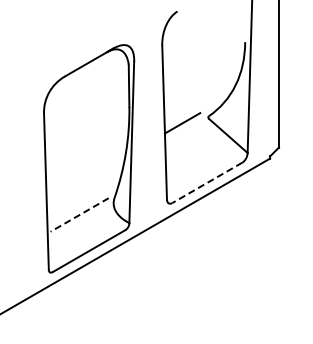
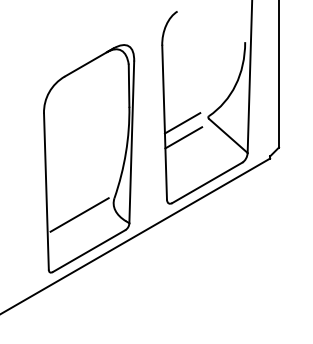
line: none -> present (183, 137)
line: dashed -> solid (206, 183)
line: dashed -> solid (79, 214)
